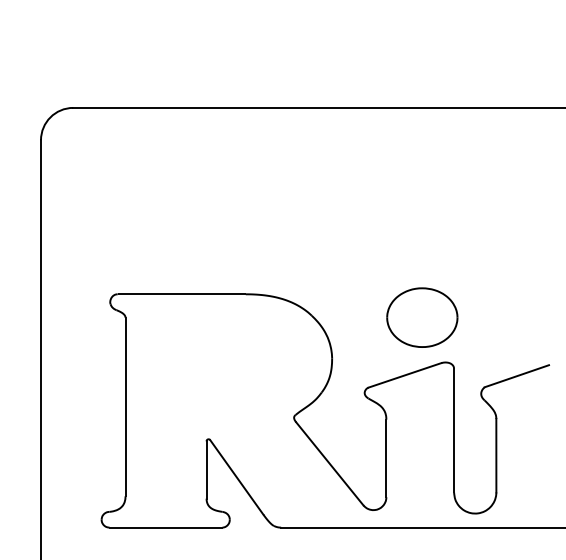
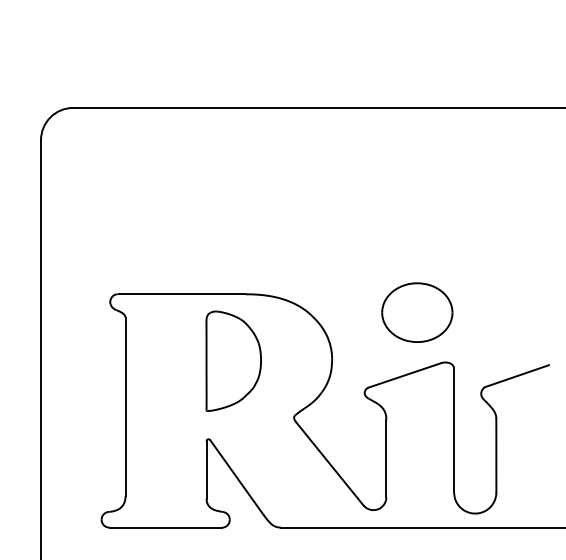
part position: (422, 317) -> (417, 312) (417, 312)
part: none -> present (233, 360)
